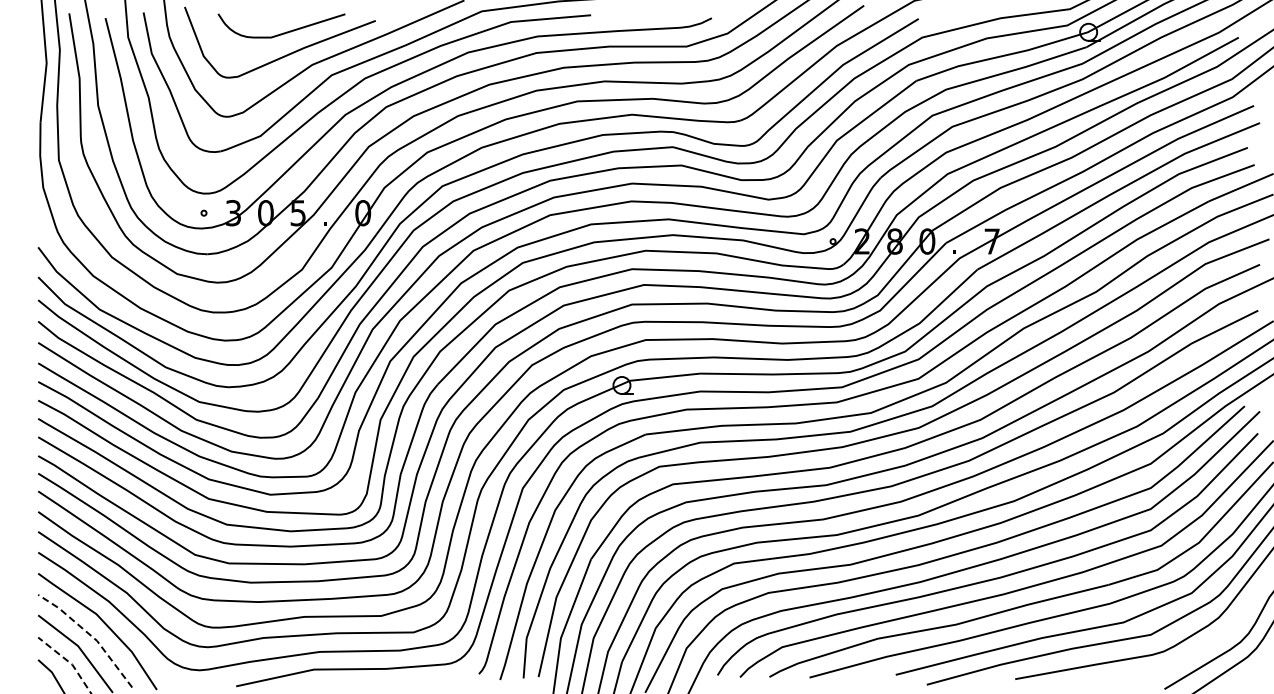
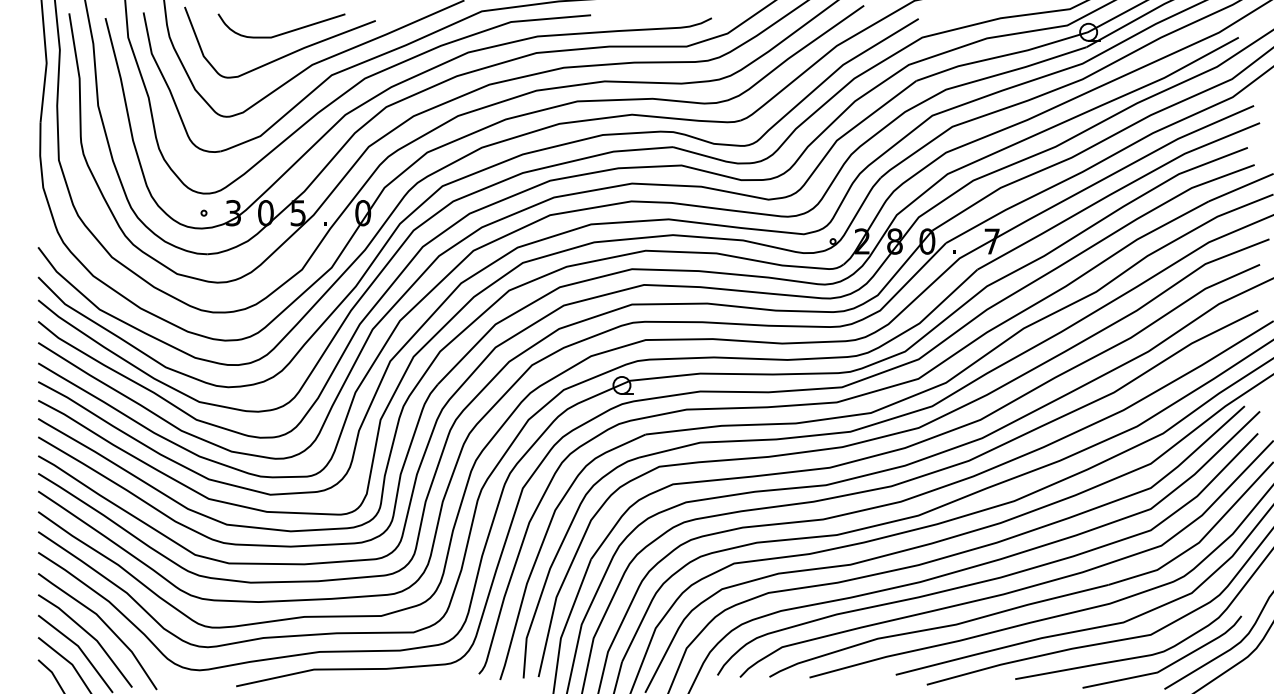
line: dashed -> solid (90, 635)
line: dashed -> solid (69, 662)
curve: none -> present (1169, 664)
